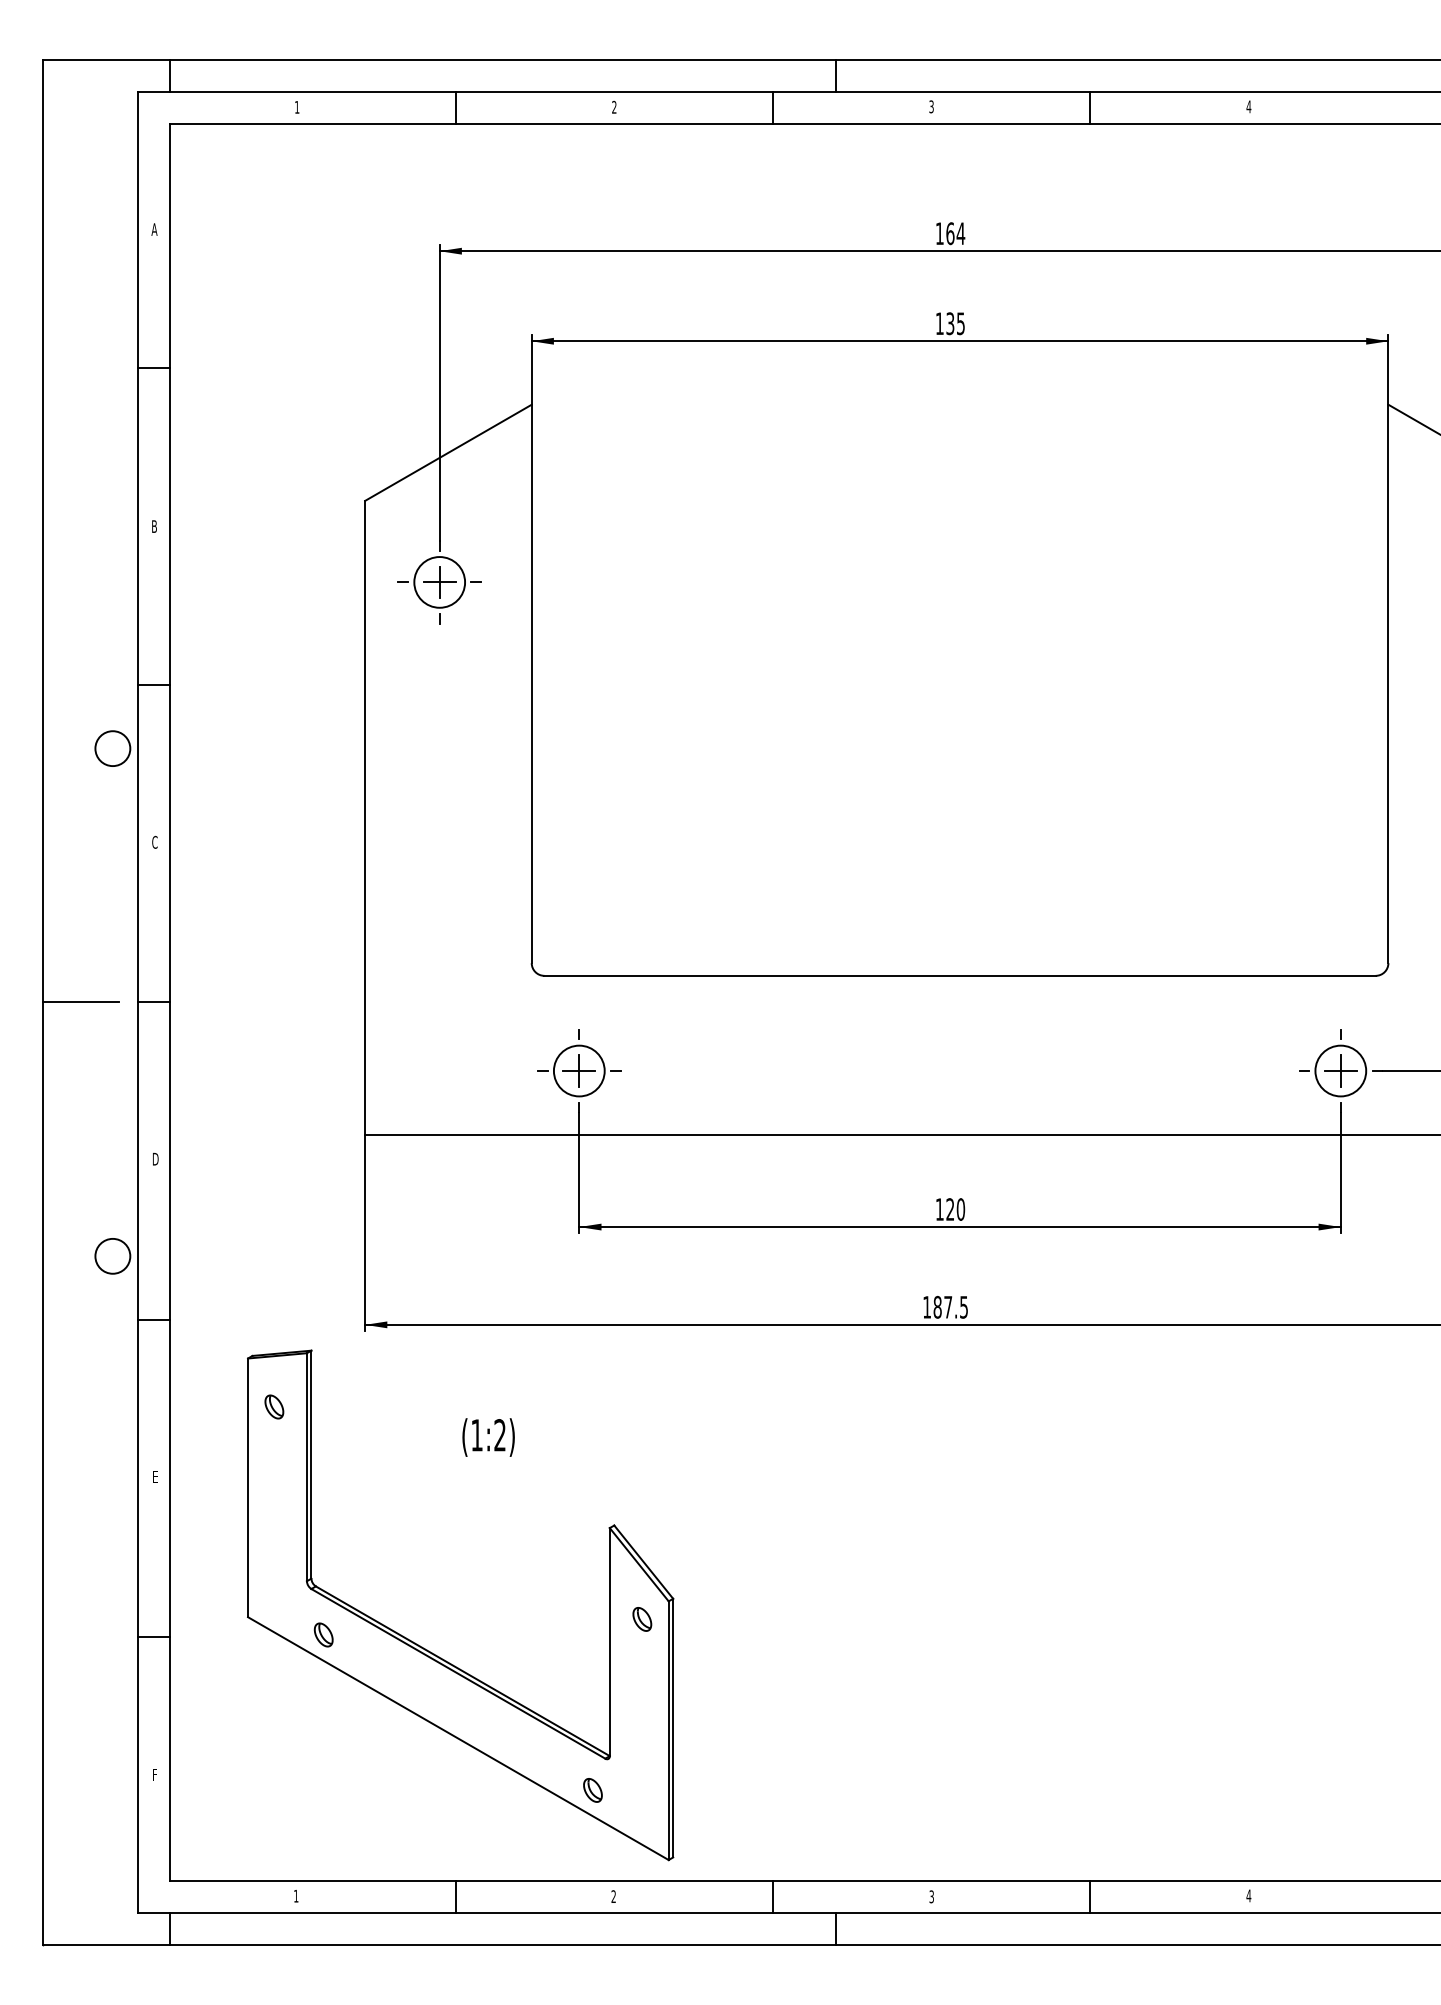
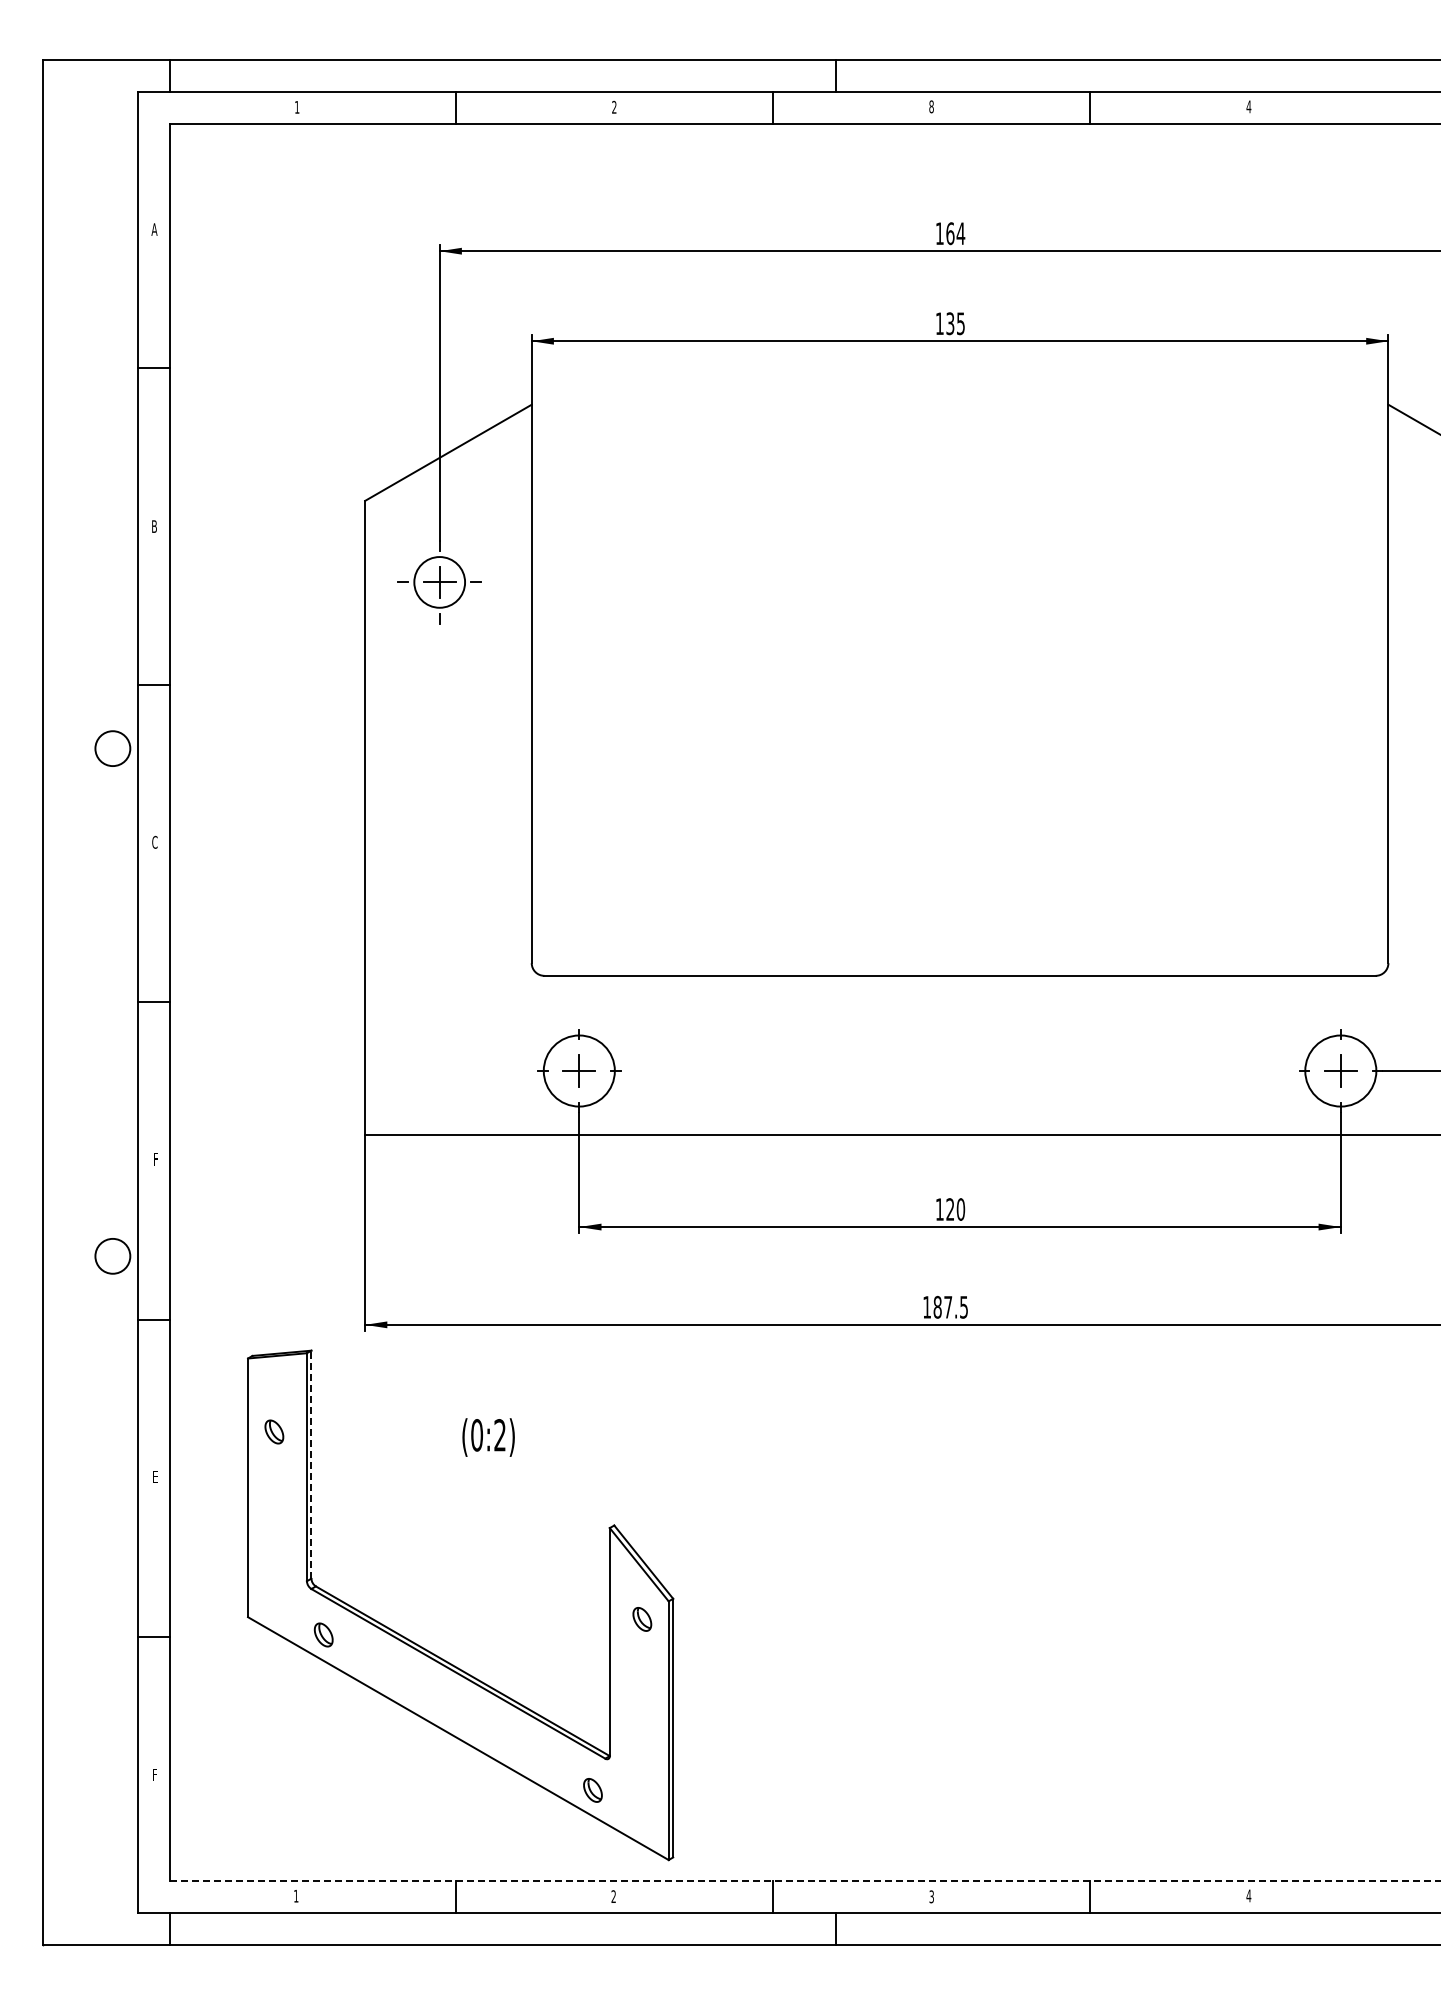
text: 3 -> 8 (931, 106)
line: present -> none (81, 1002)
circle diameter: 51 px -> 71 px (578, 1070)
circle diameter: 51 px -> 71 px (1340, 1070)
text: D -> F (155, 1158)
part position: (274, 1406) -> (274, 1431) (274, 1431)
text: (1:2) -> (0:2) (477, 1435)
line: solid -> dashed (311, 1464)
line: solid -> dashed (805, 1881)
